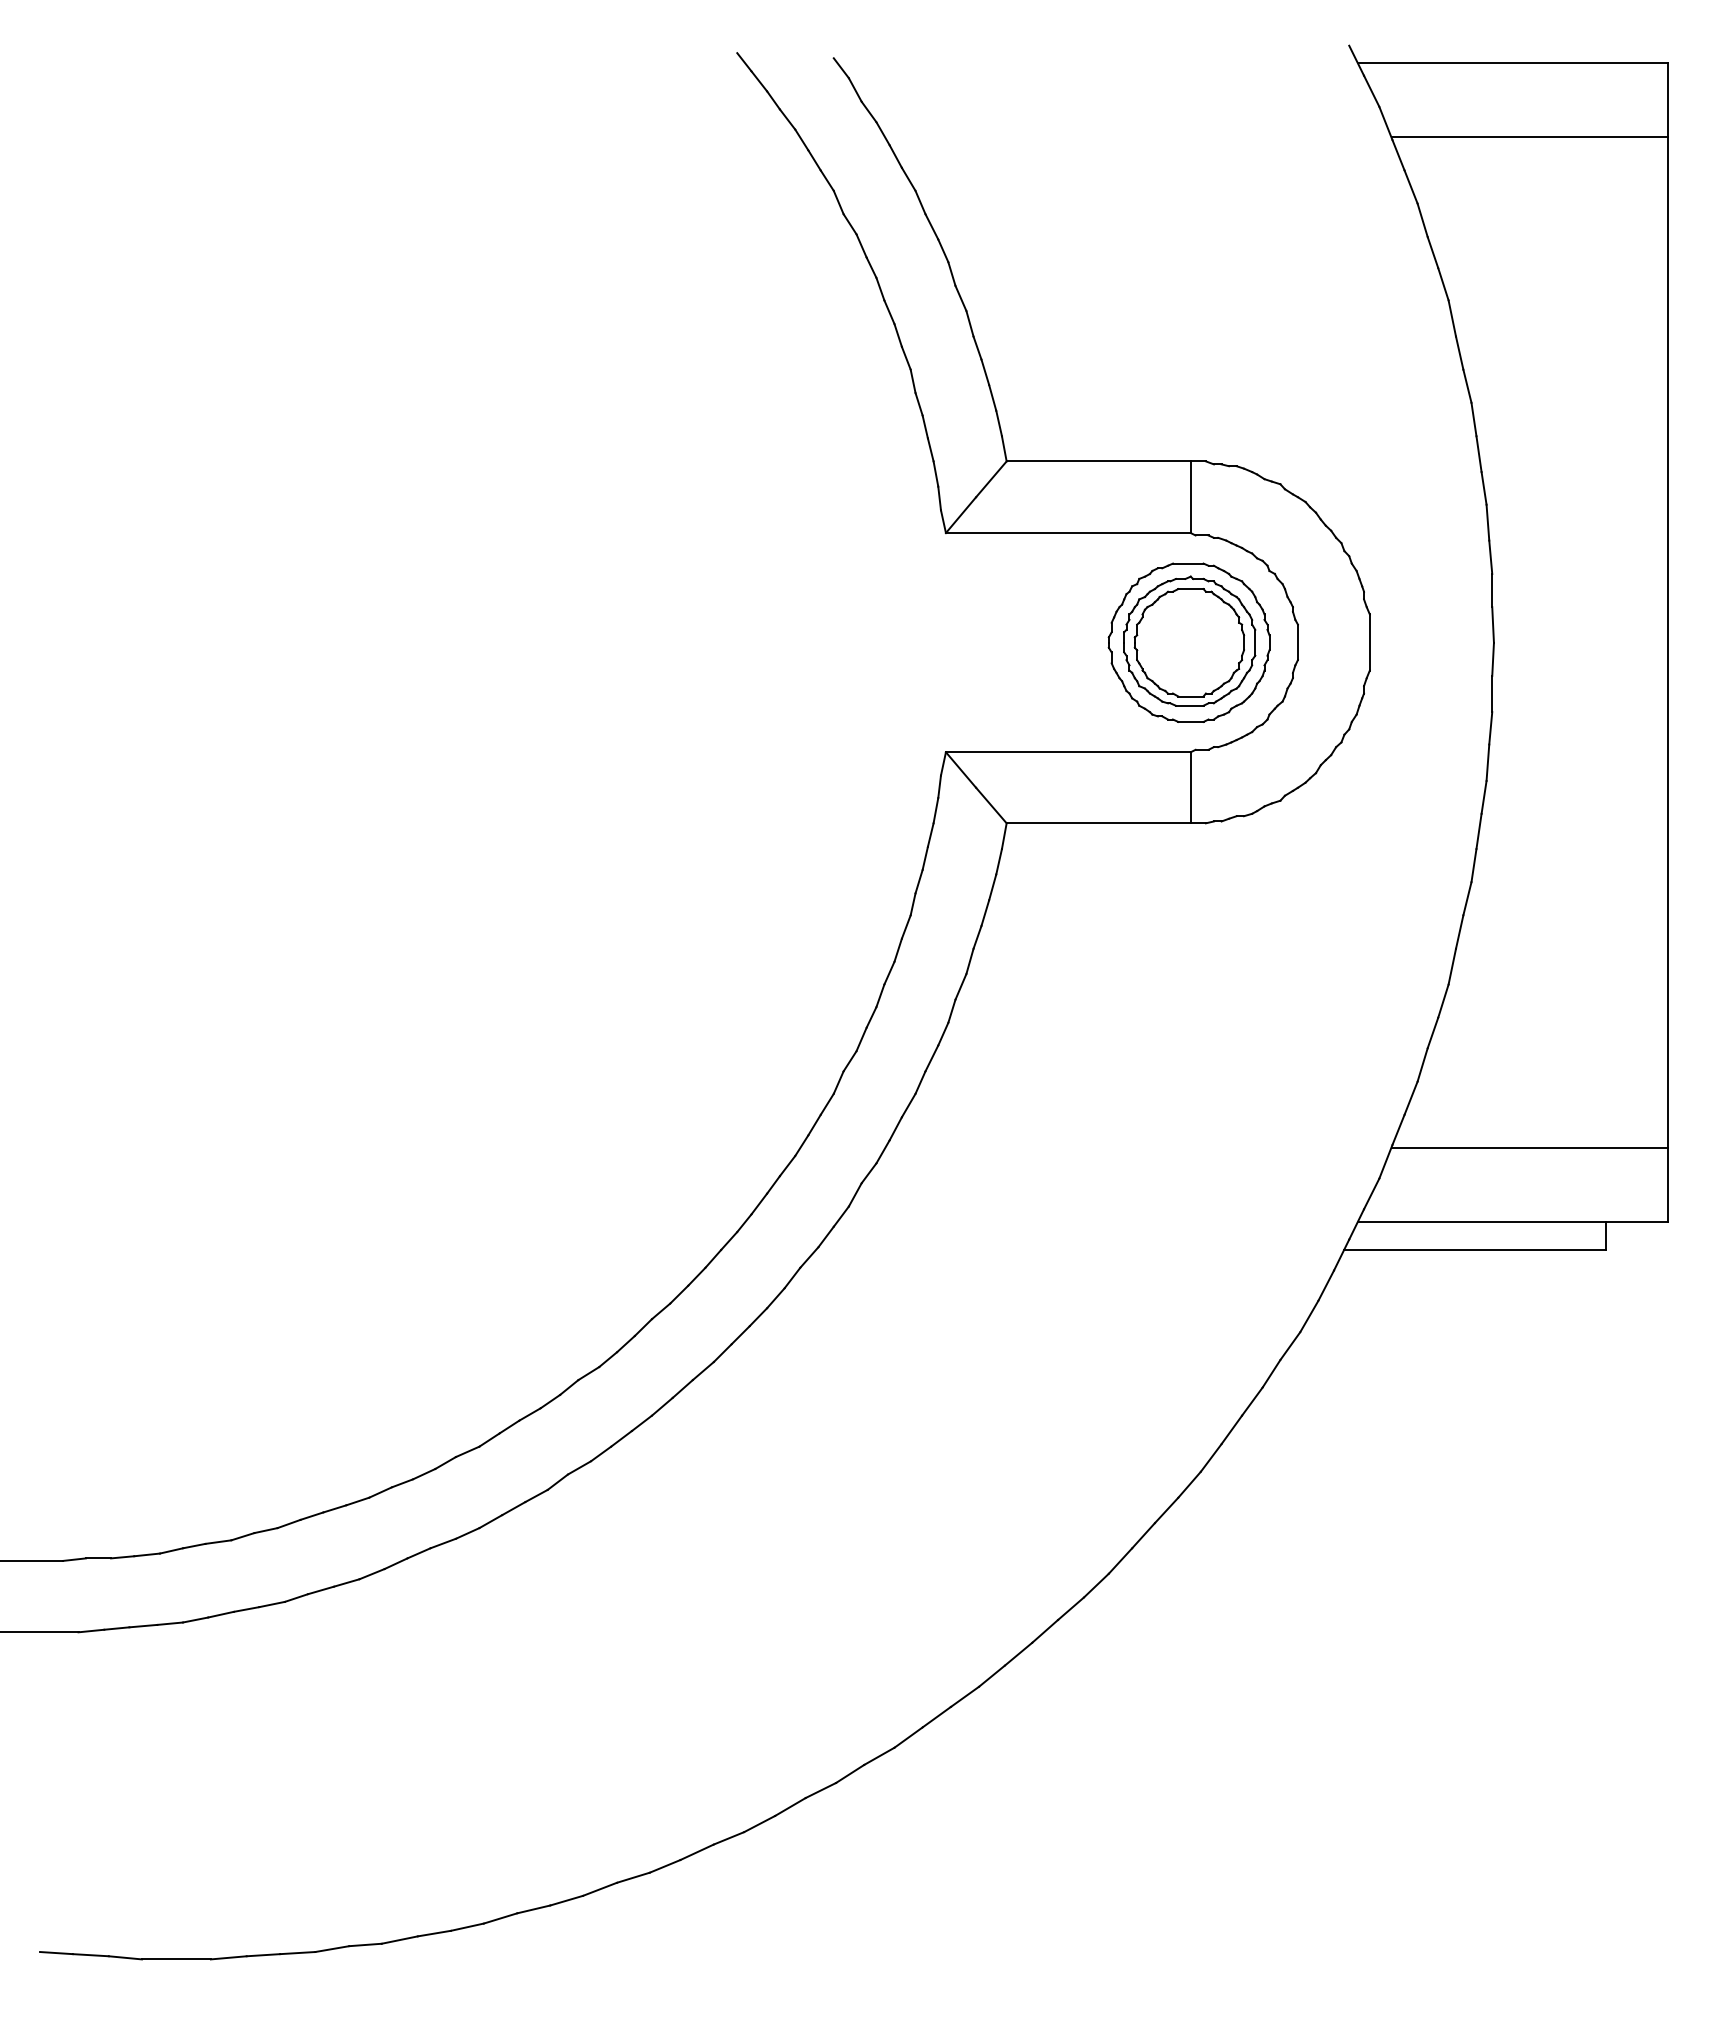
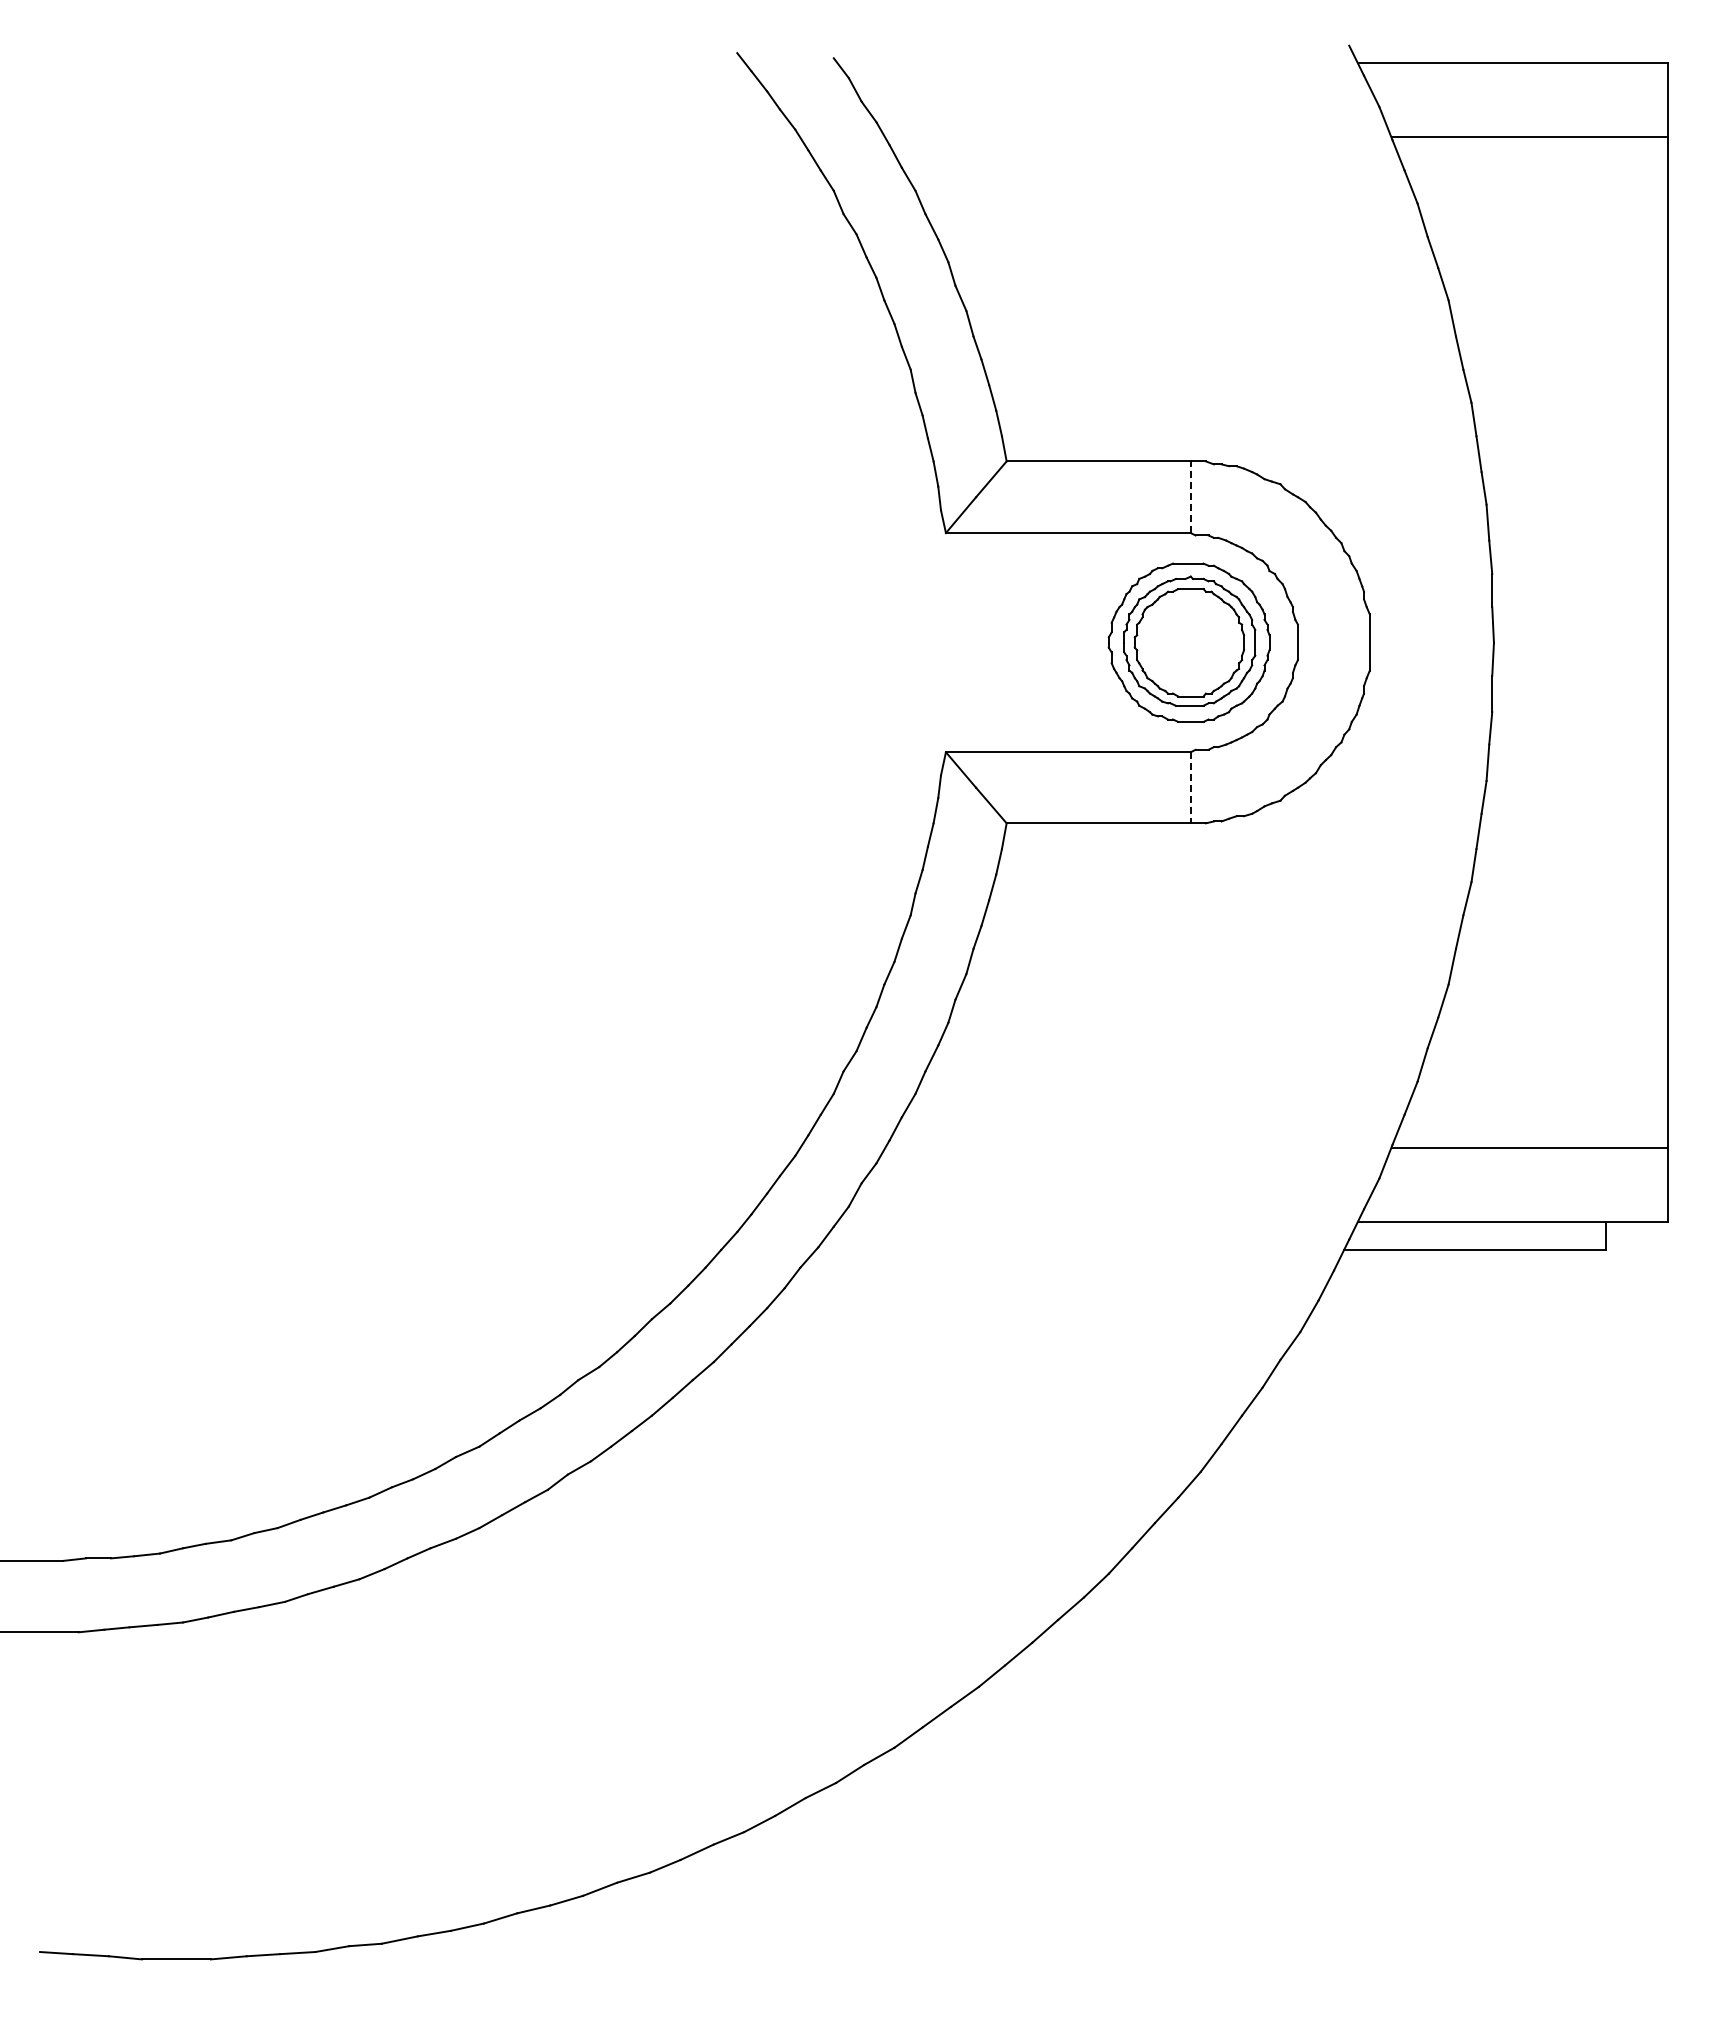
line: solid -> dashed (1190, 497)
line: solid -> dashed (1190, 787)
